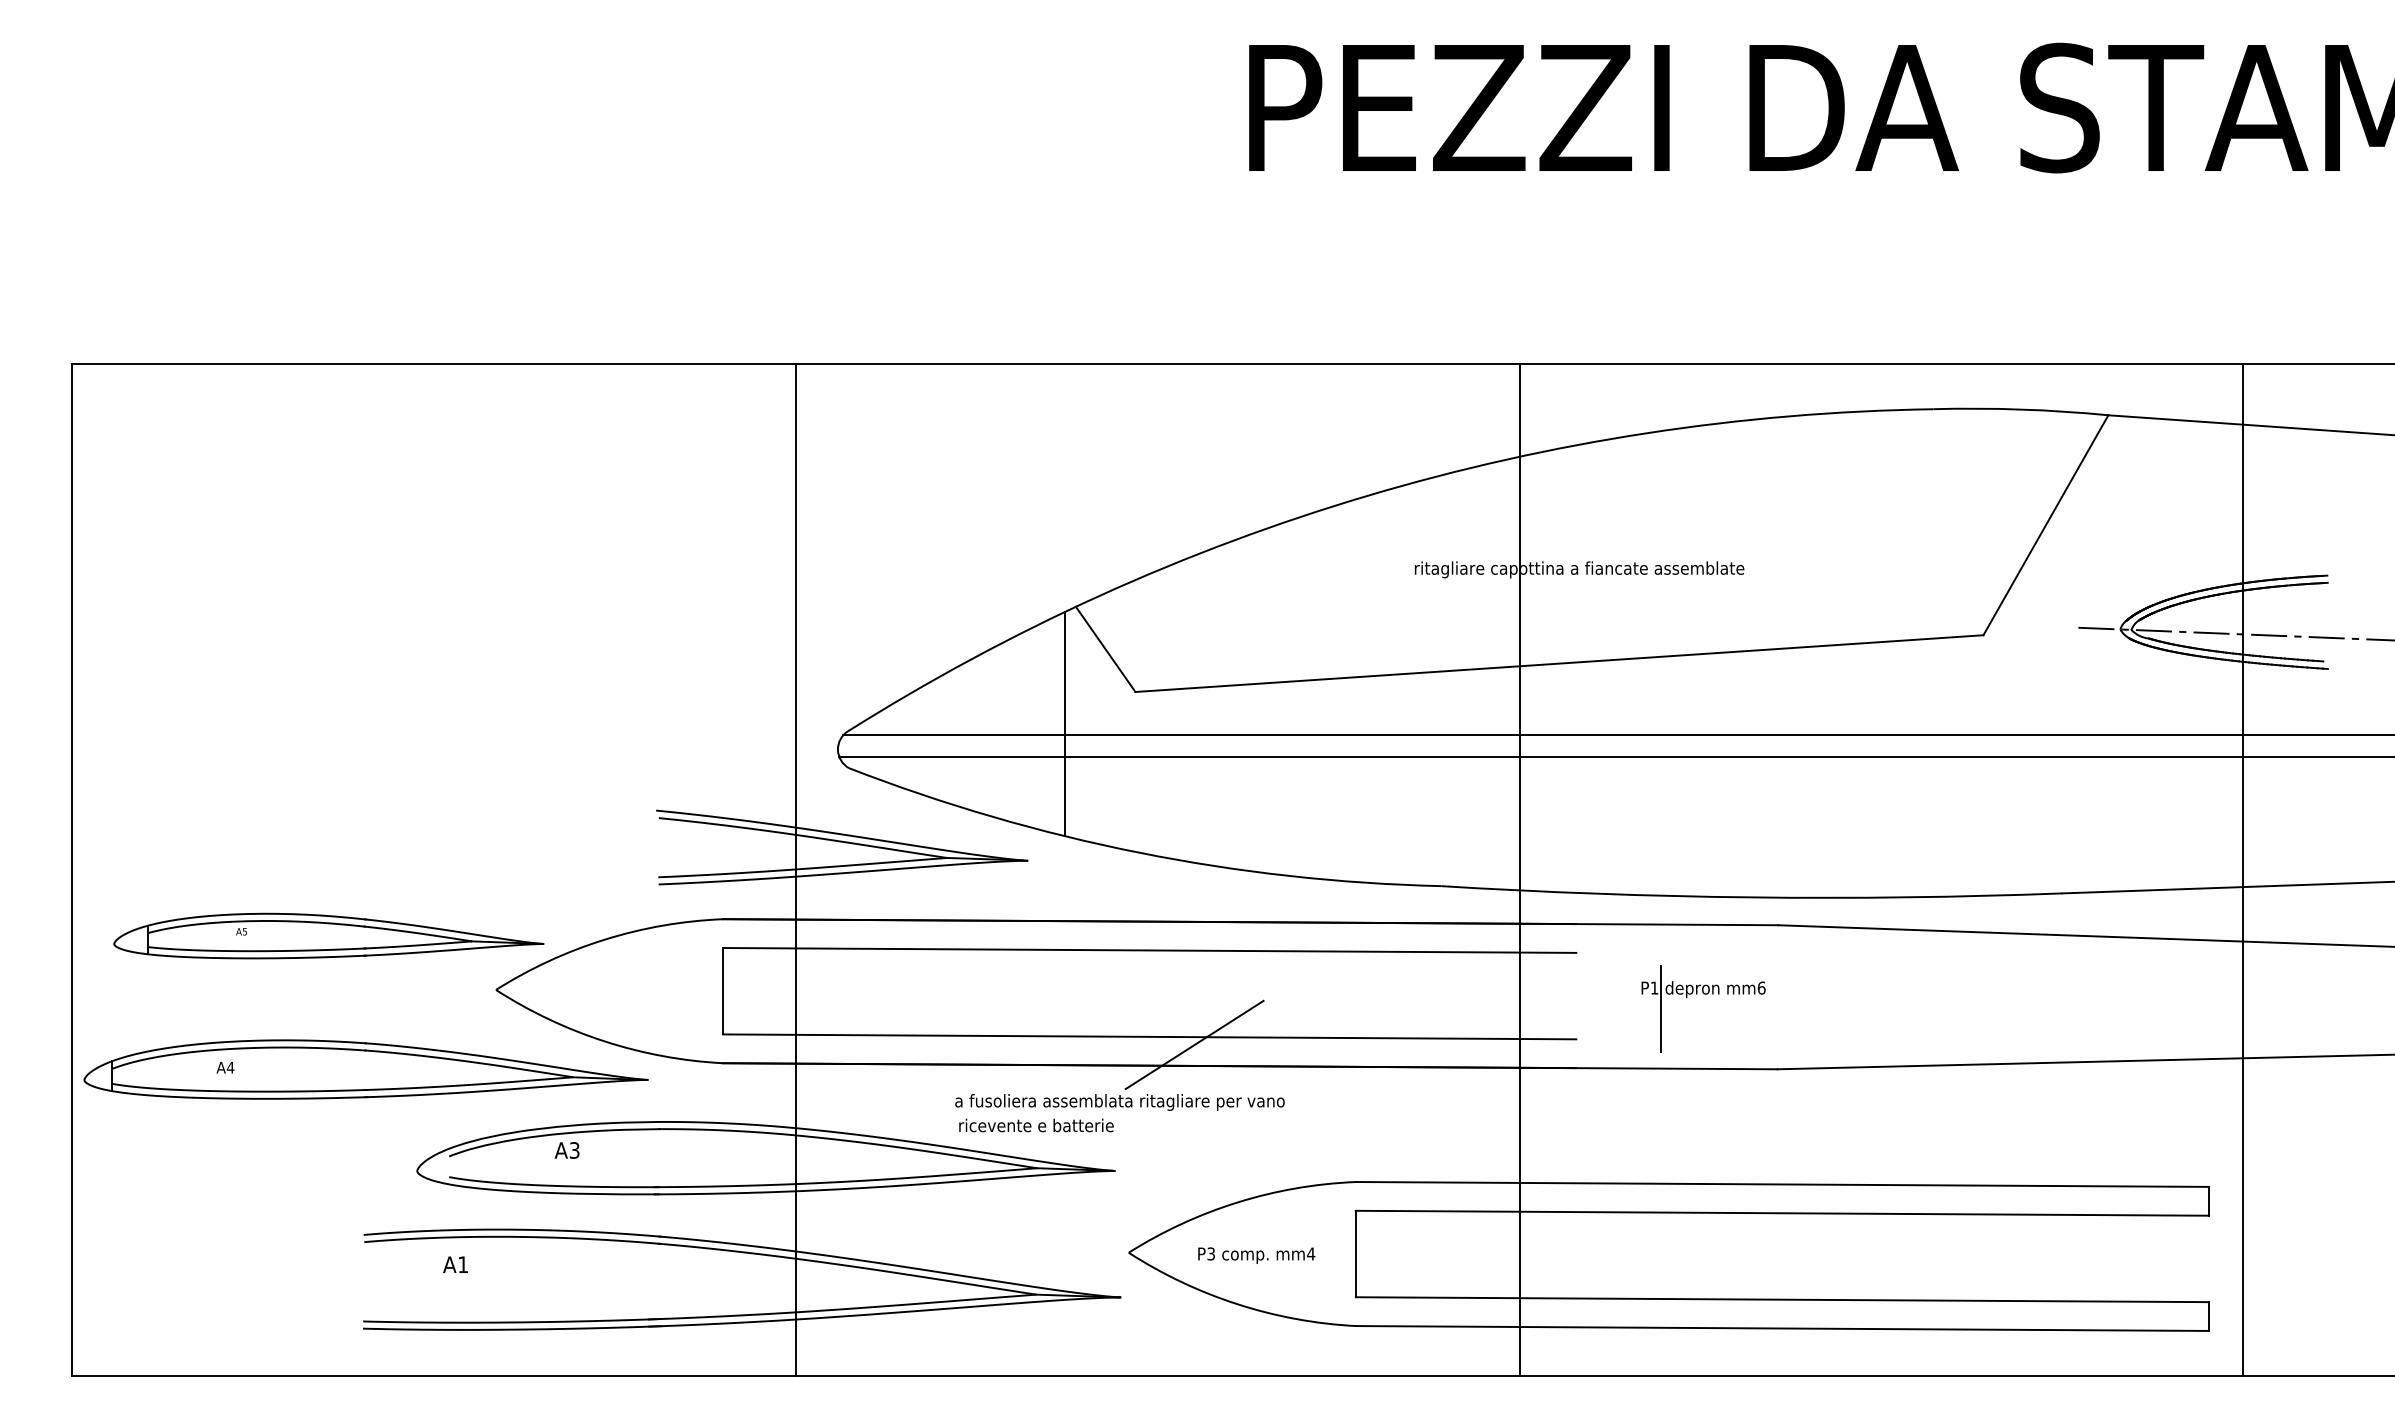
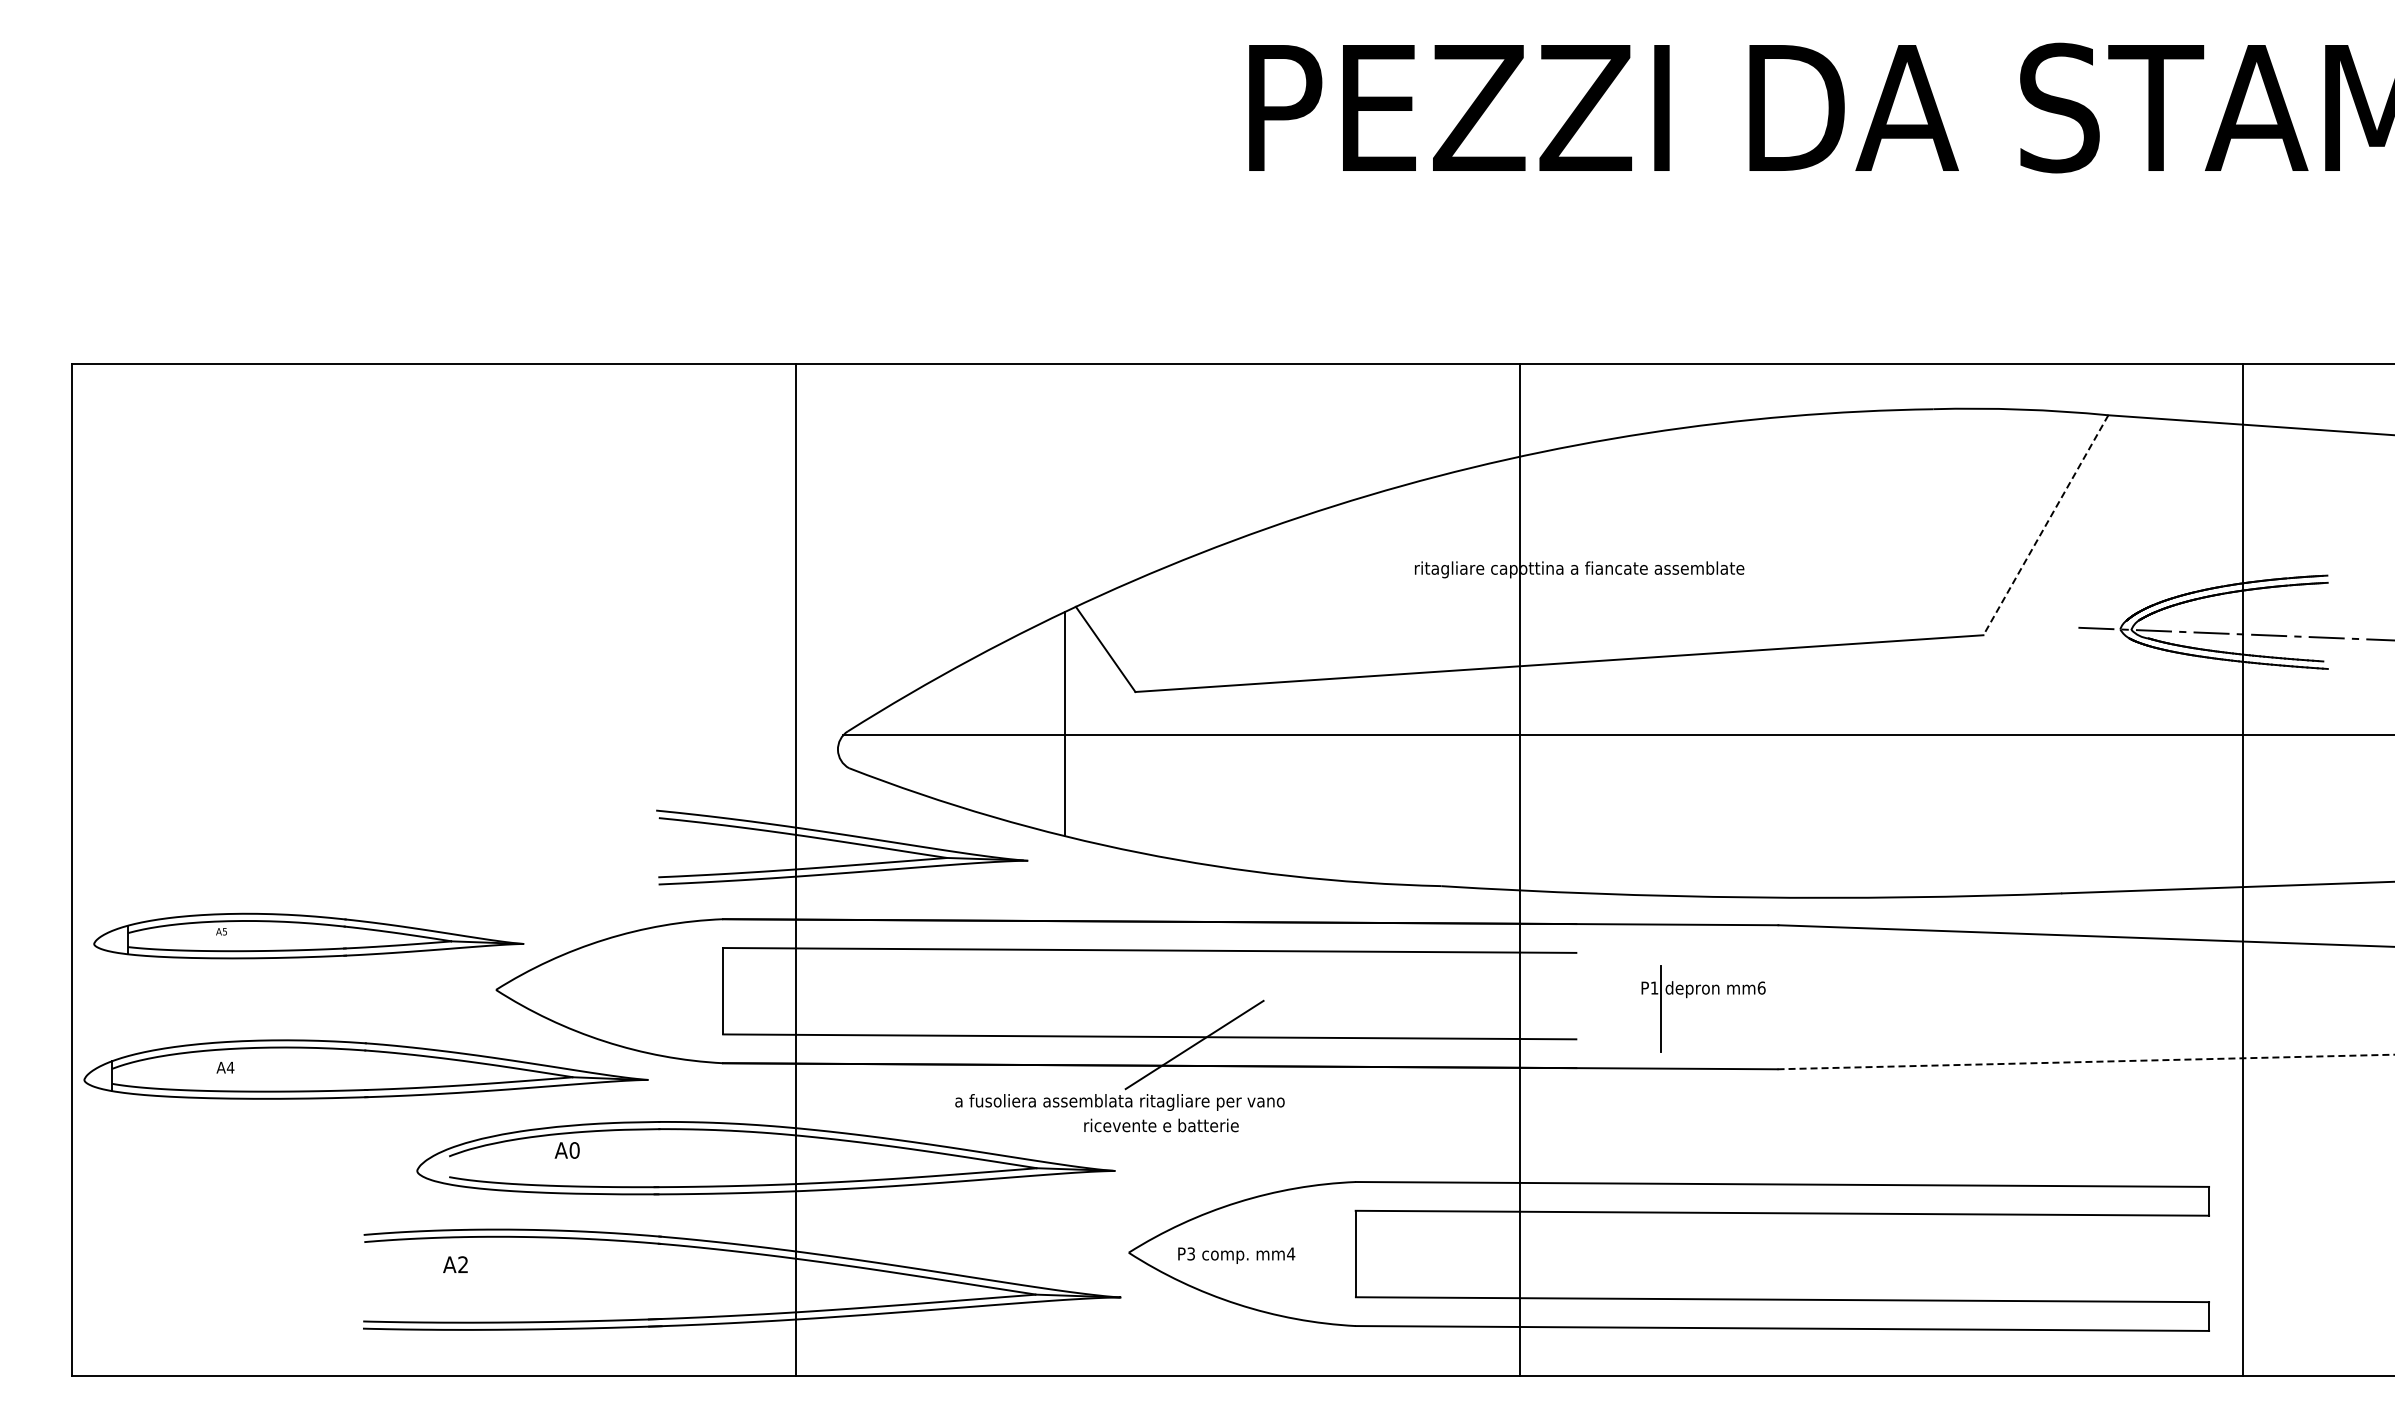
line: solid -> dashed (2045, 525)
line: present -> none (1615, 756)
part position: (328, 935) -> (308, 935) (308, 935)
line: solid -> dashed (2086, 1061)
text position: (1036, 1125) -> (1161, 1125) (1161, 1125)
text: A3 -> A0 (574, 1150)
text position: (1256, 1255) -> (1236, 1255) (1236, 1255)
text: A1 -> A2 (462, 1264)
